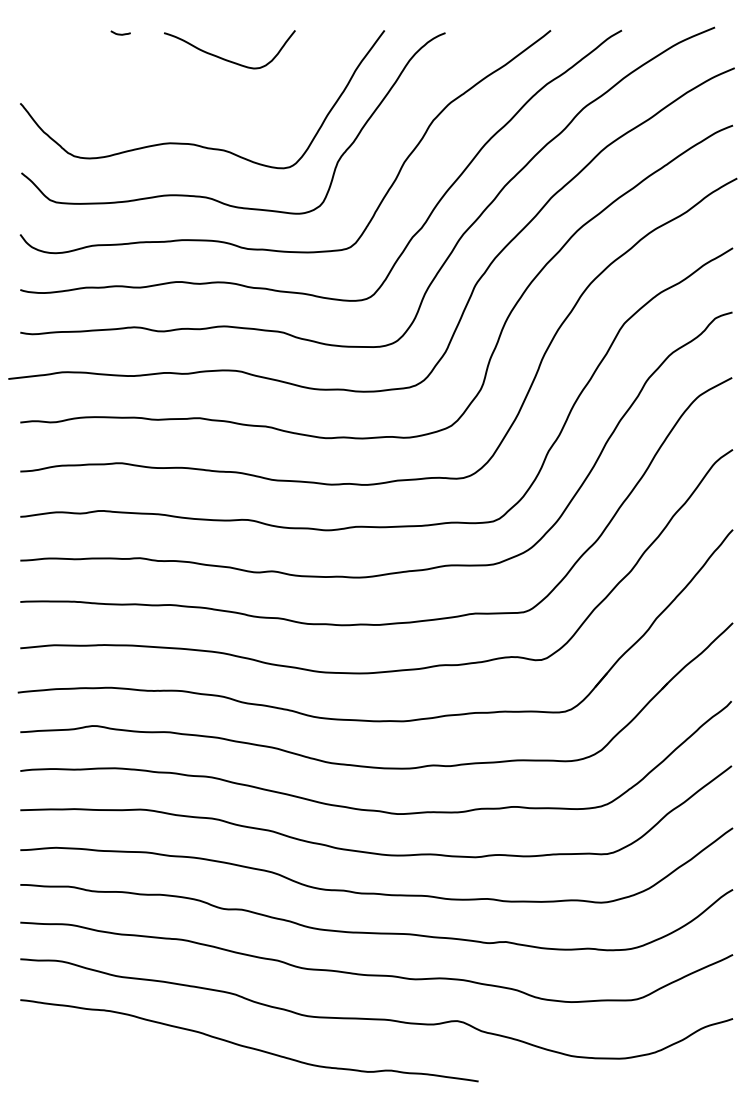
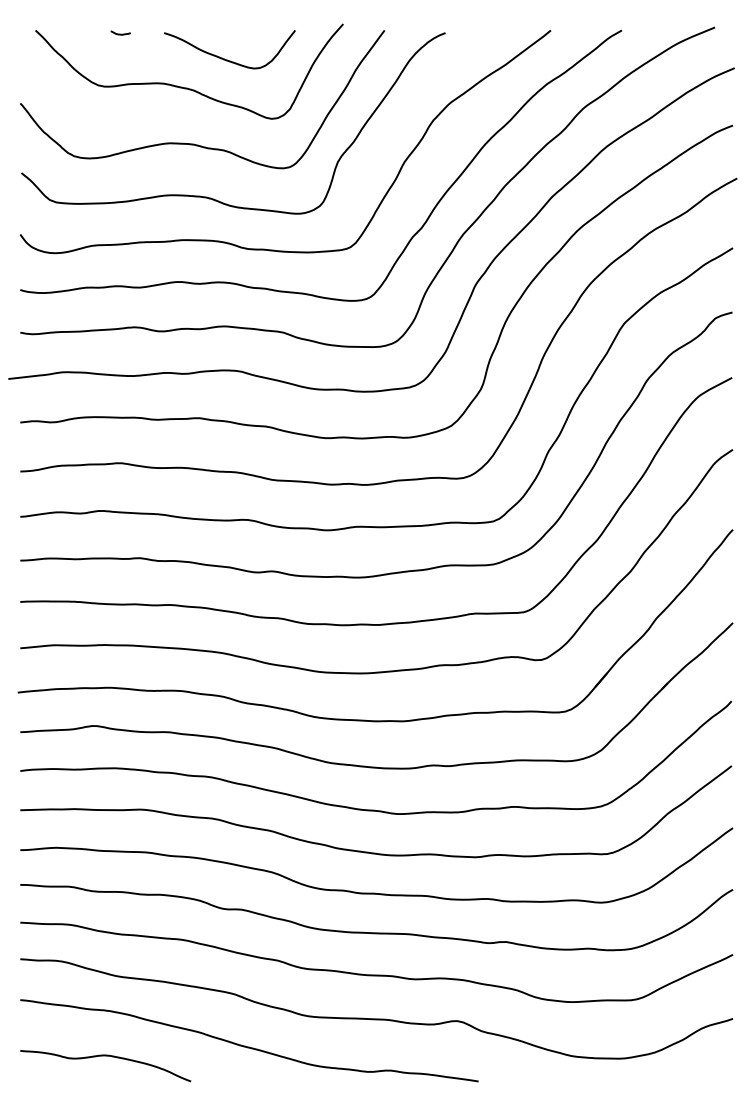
curve: none -> present (187, 87)
curve: none -> present (105, 1056)
